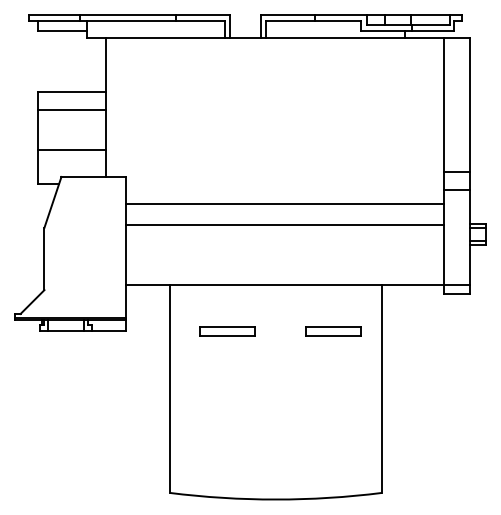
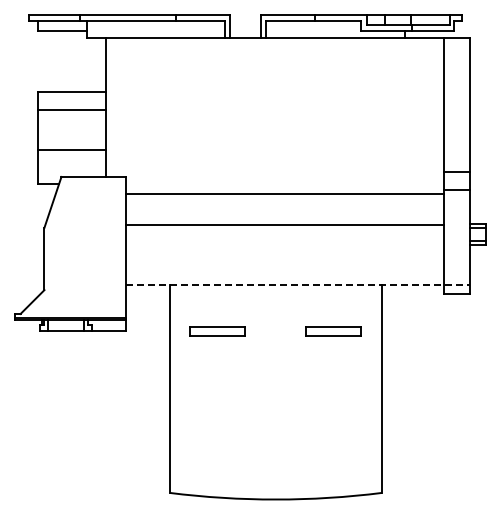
line position: (284, 204) -> (284, 194) (284, 194)
line: solid -> dashed (298, 285)
part position: (227, 331) -> (217, 331) (217, 331)
